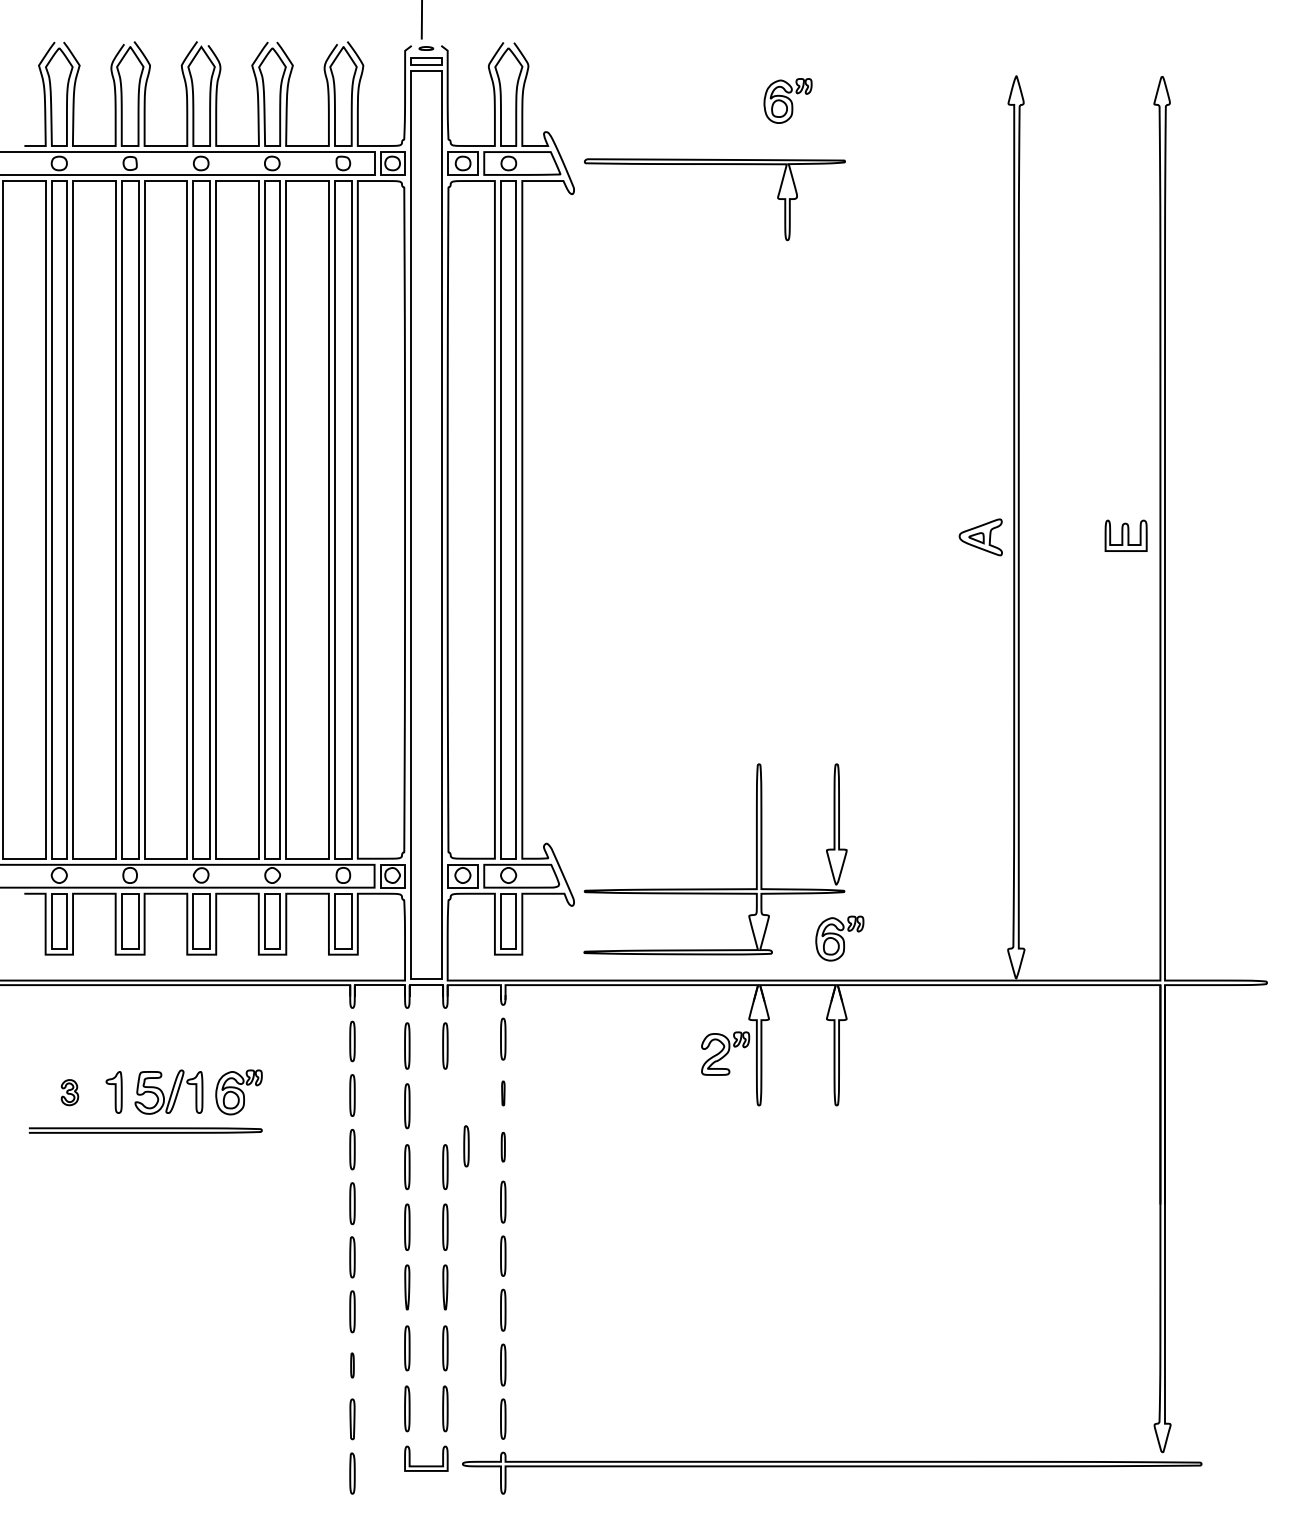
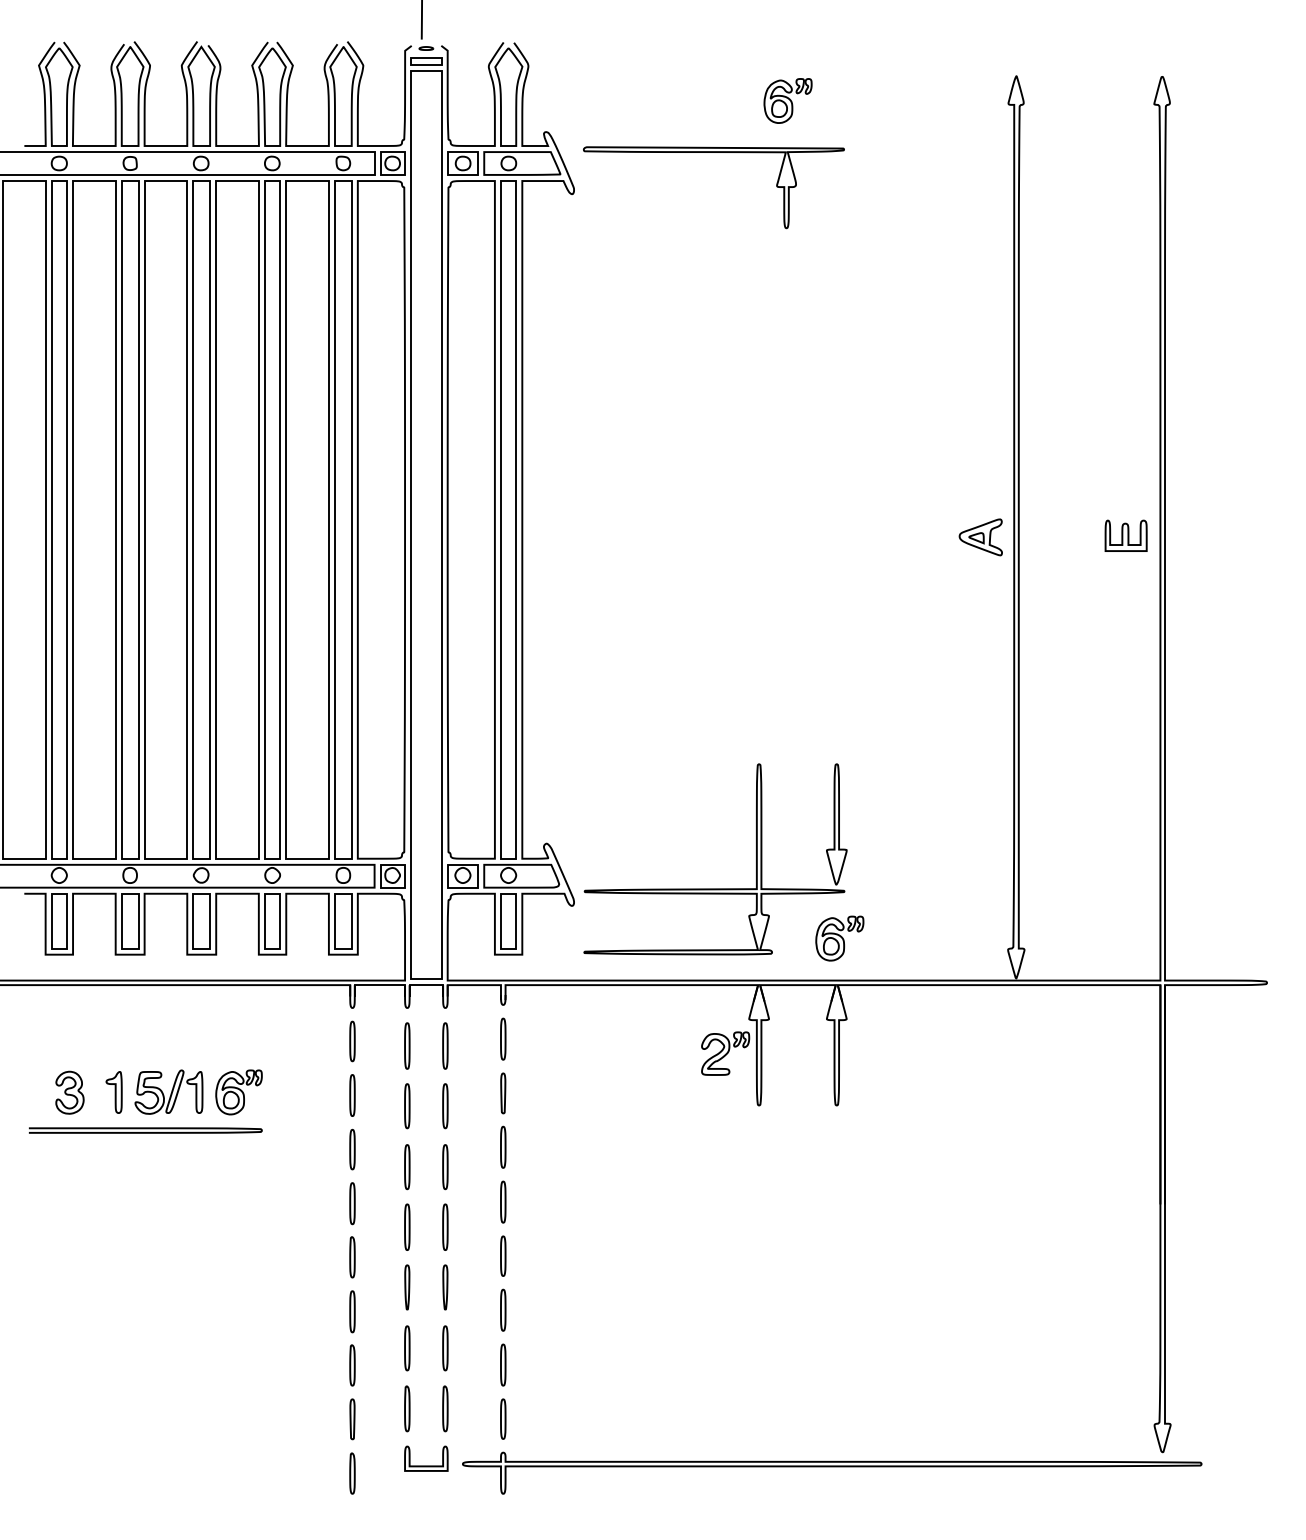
part position: (714, 164) -> (713, 152) (713, 152)
part size: 20x28 px -> 30x45 px (69, 1092)
part size: 5x27 px -> 7x43 px (503, 1093)
part: none -> present (445, 1106)
part: present -> none (466, 1146)
part size: 6x31 px -> 7x44 px (503, 1146)
part size: 5x27 px -> 7x43 px (352, 1365)
